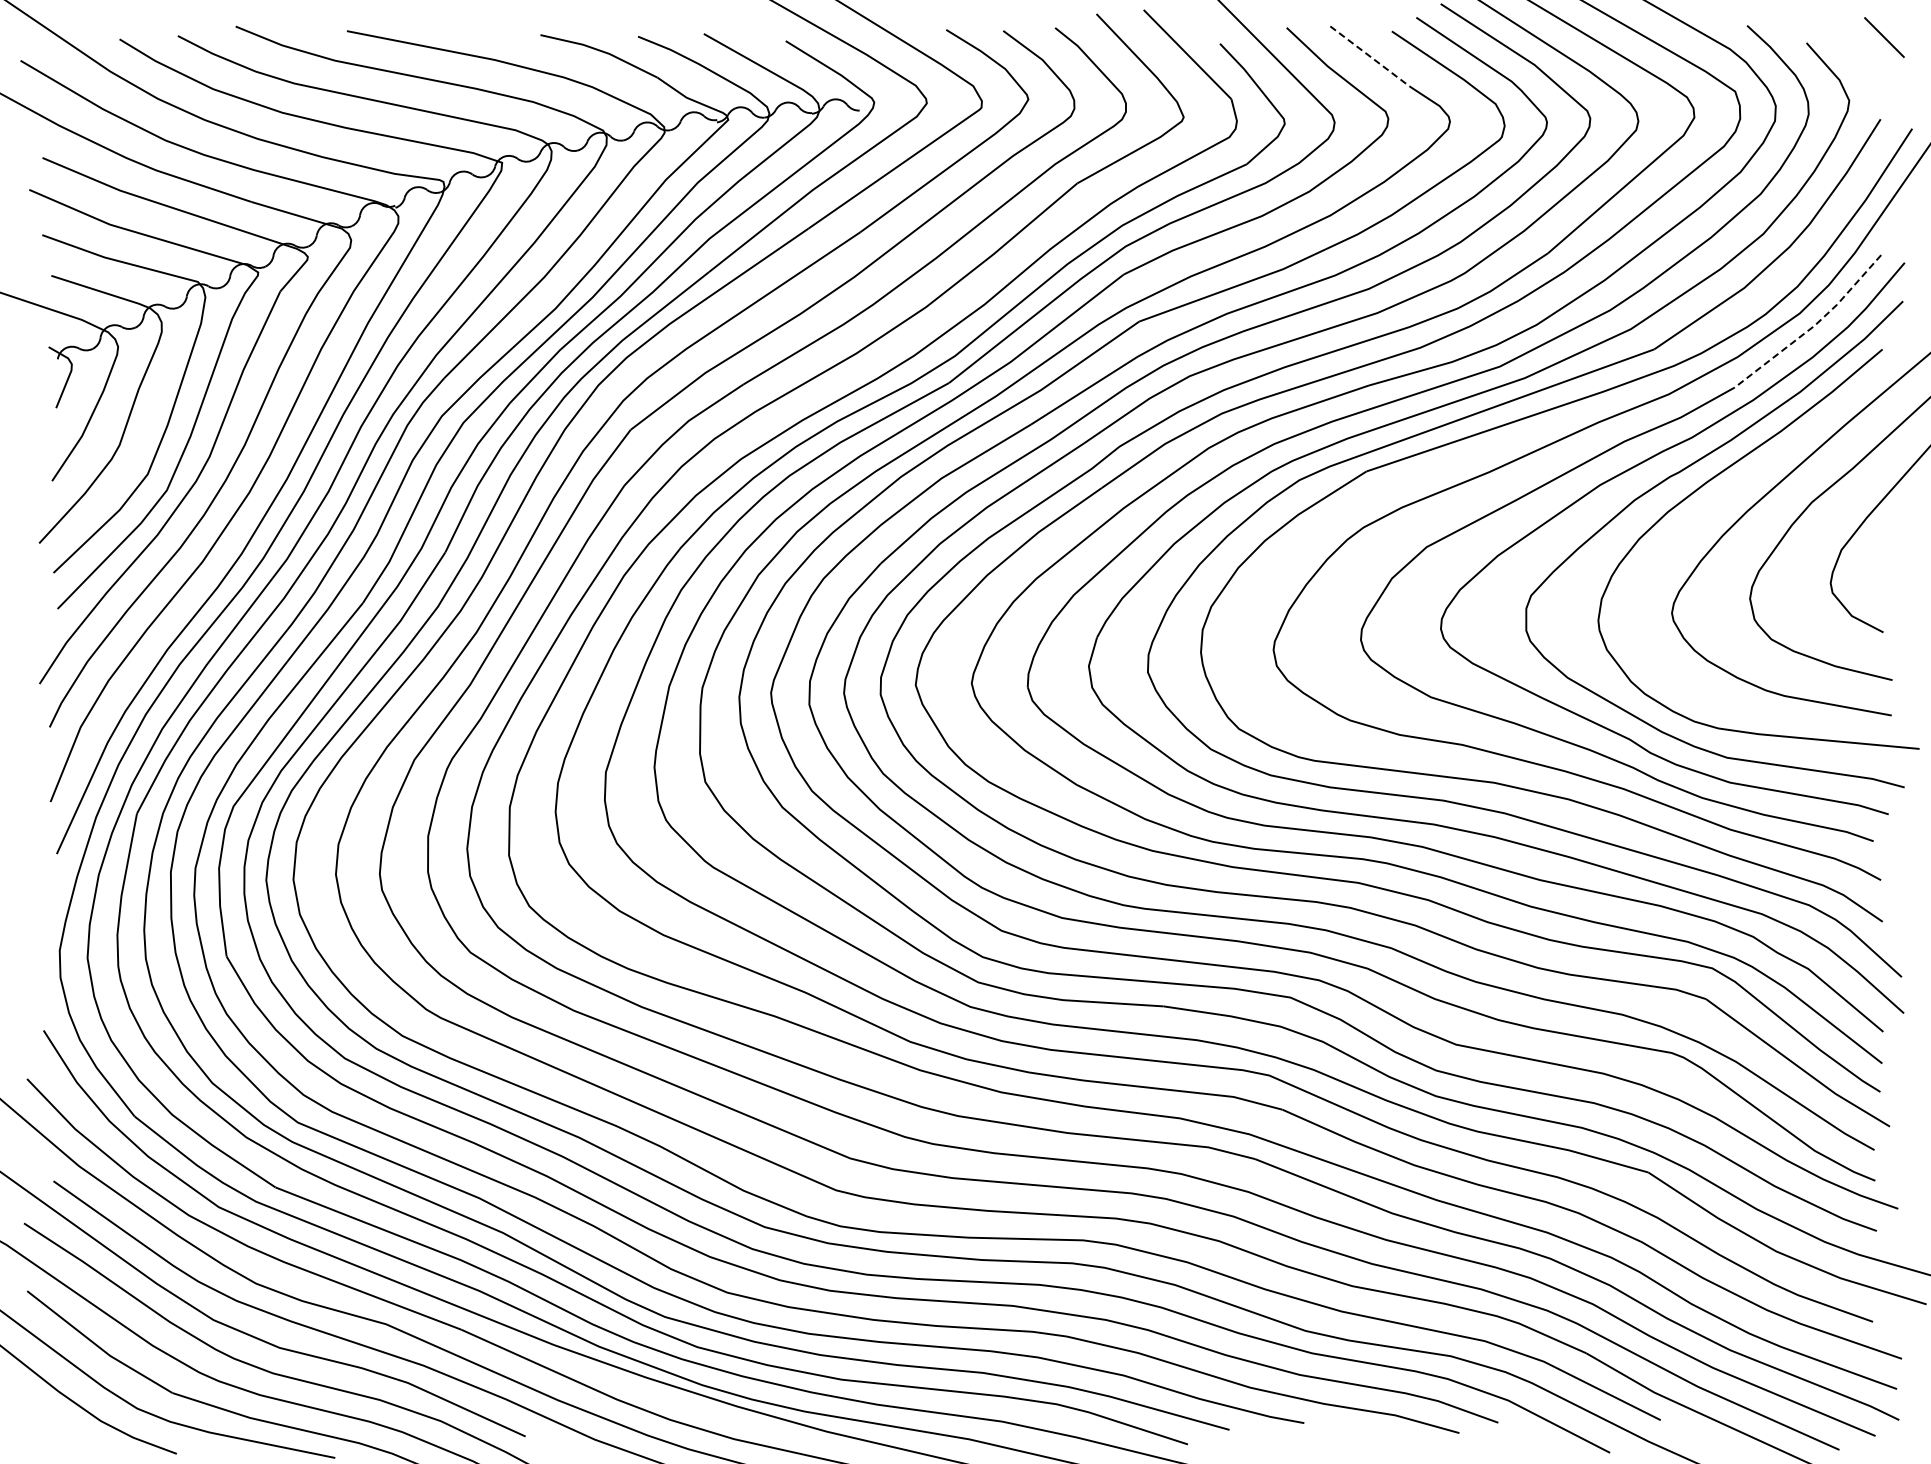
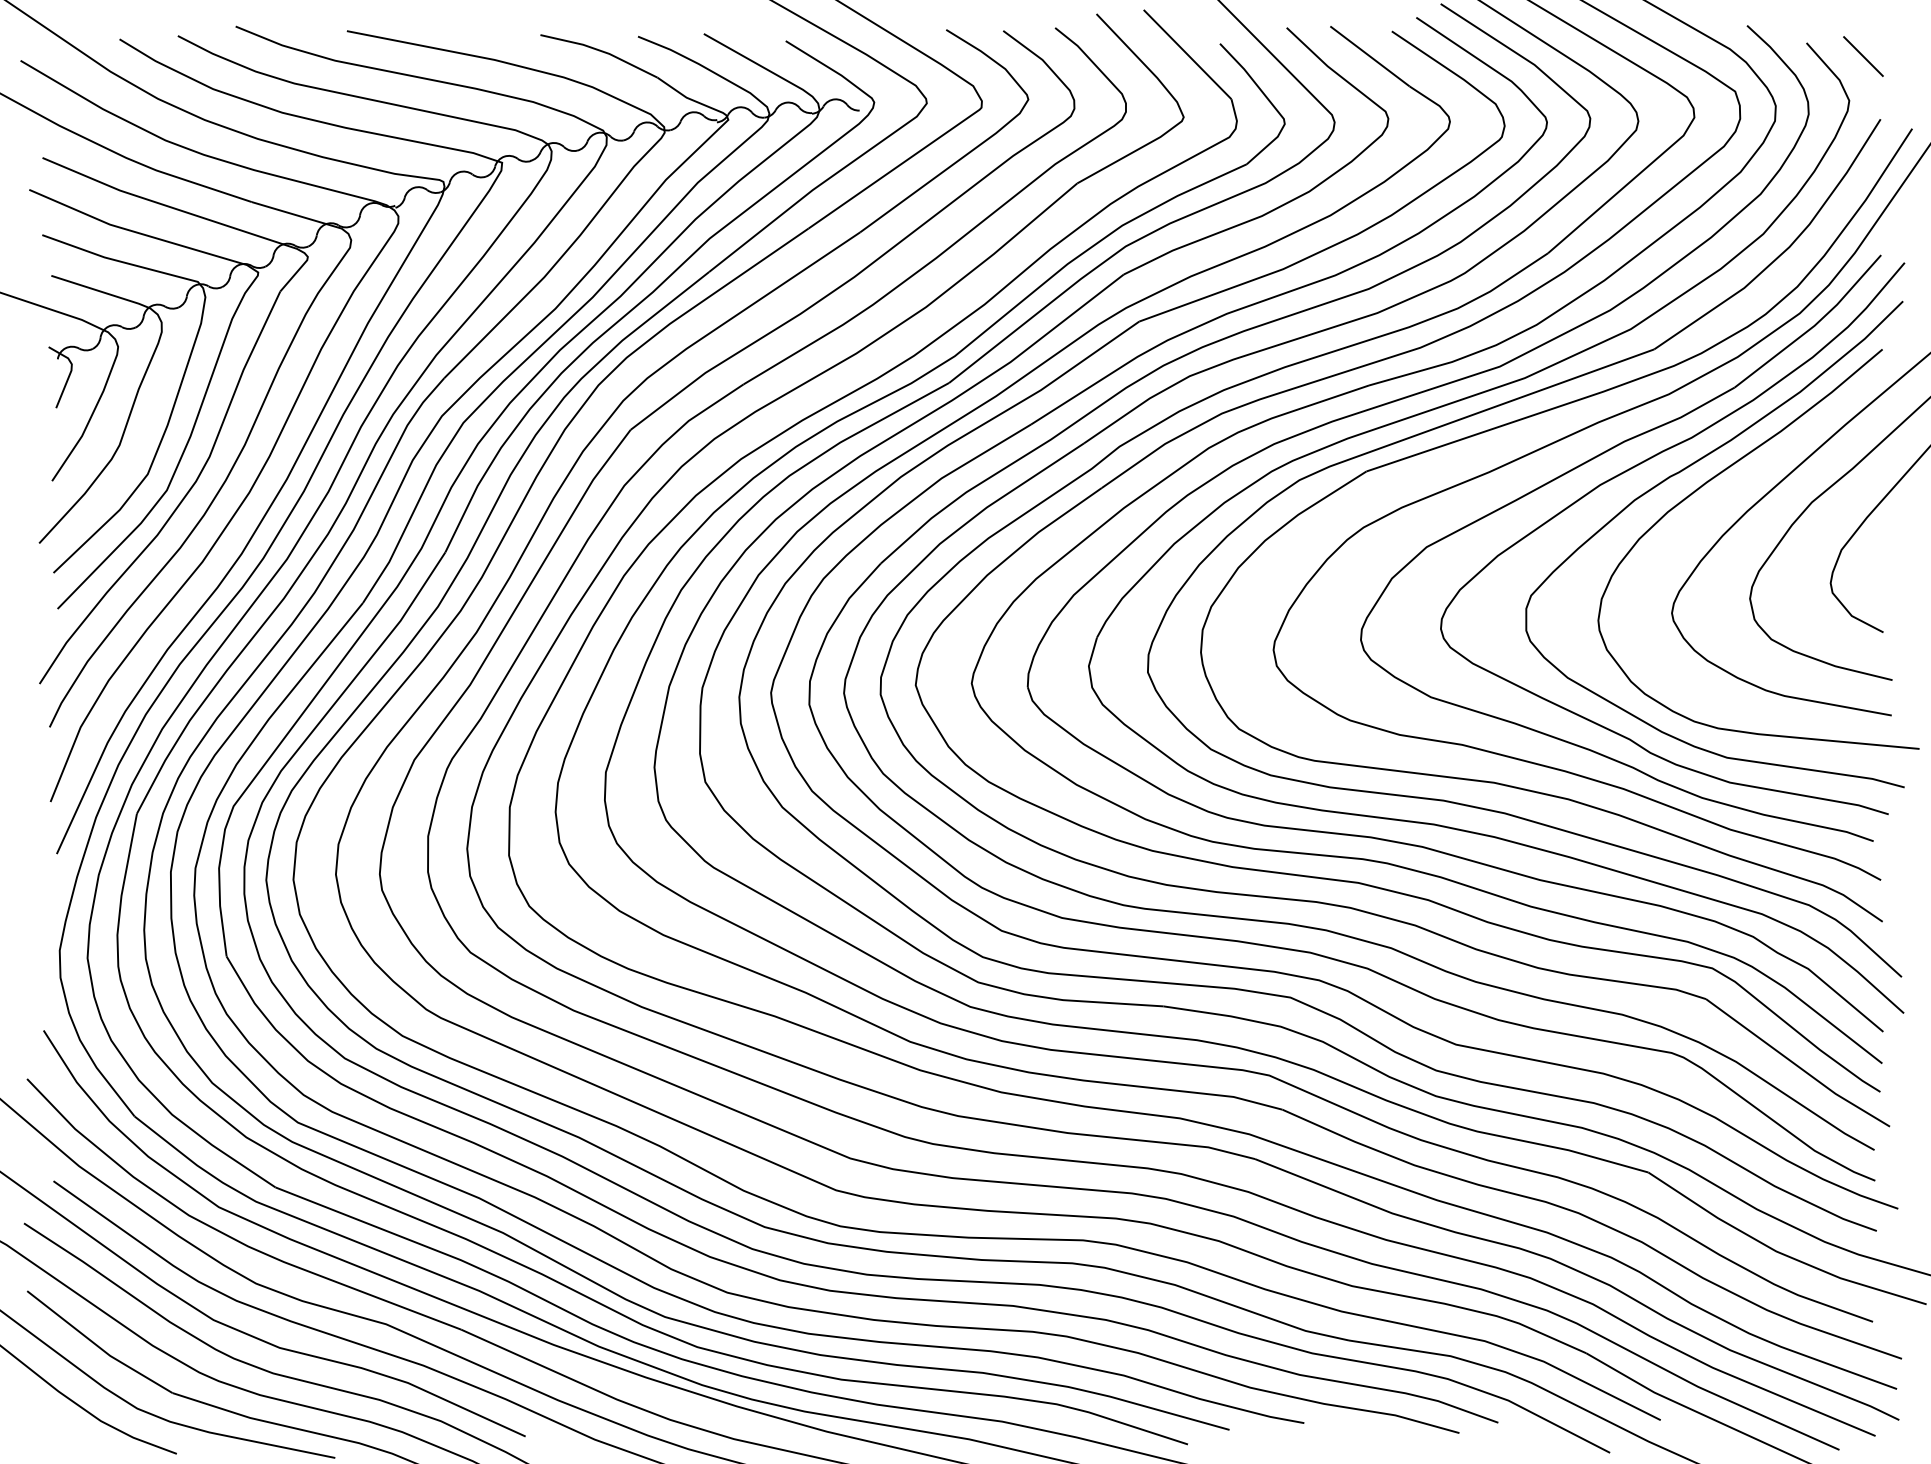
line position: (1884, 37) -> (1863, 56) (1863, 56)
line: dashed -> solid (1370, 56)
line: dashed -> solid (1813, 326)
